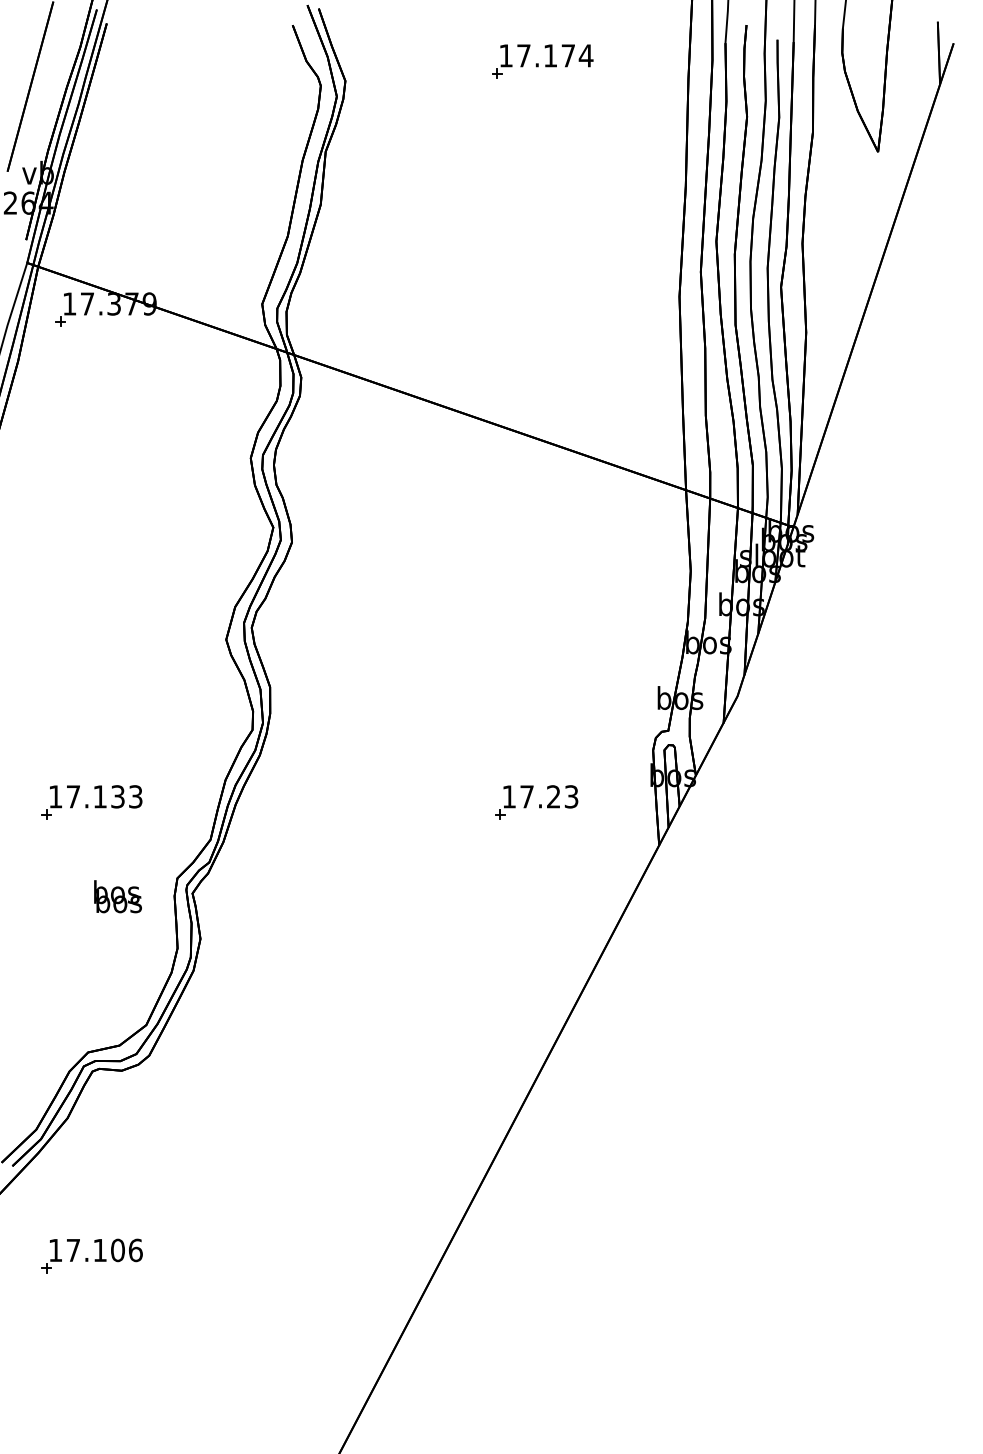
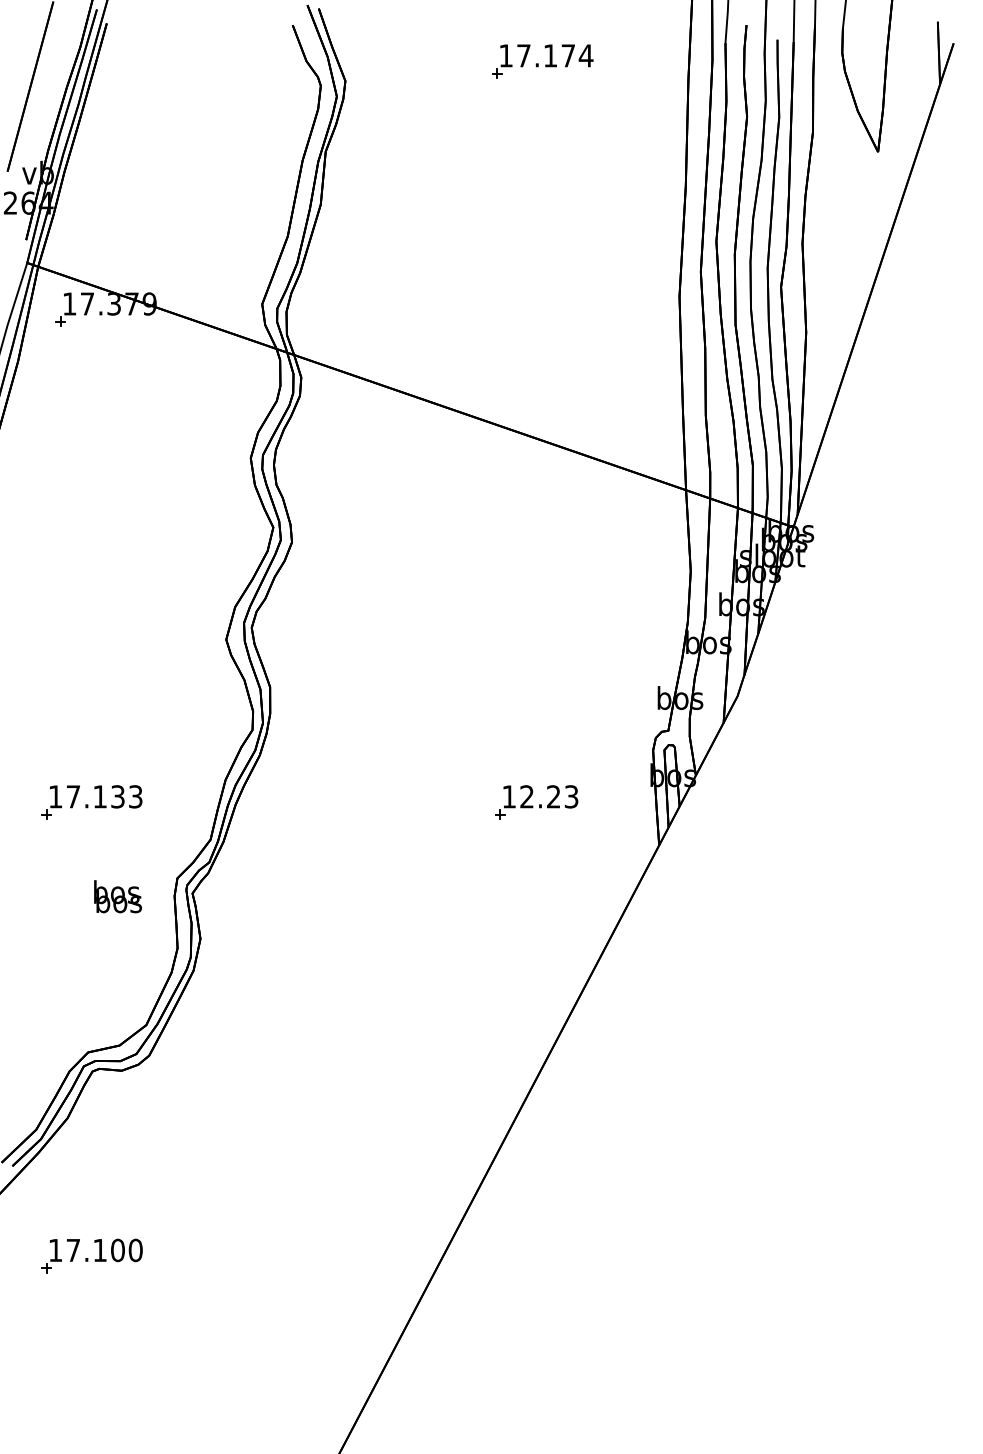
text: 17.23 -> 12.23 (526, 796)
text: 17.106 -> 17.100 (135, 1249)
